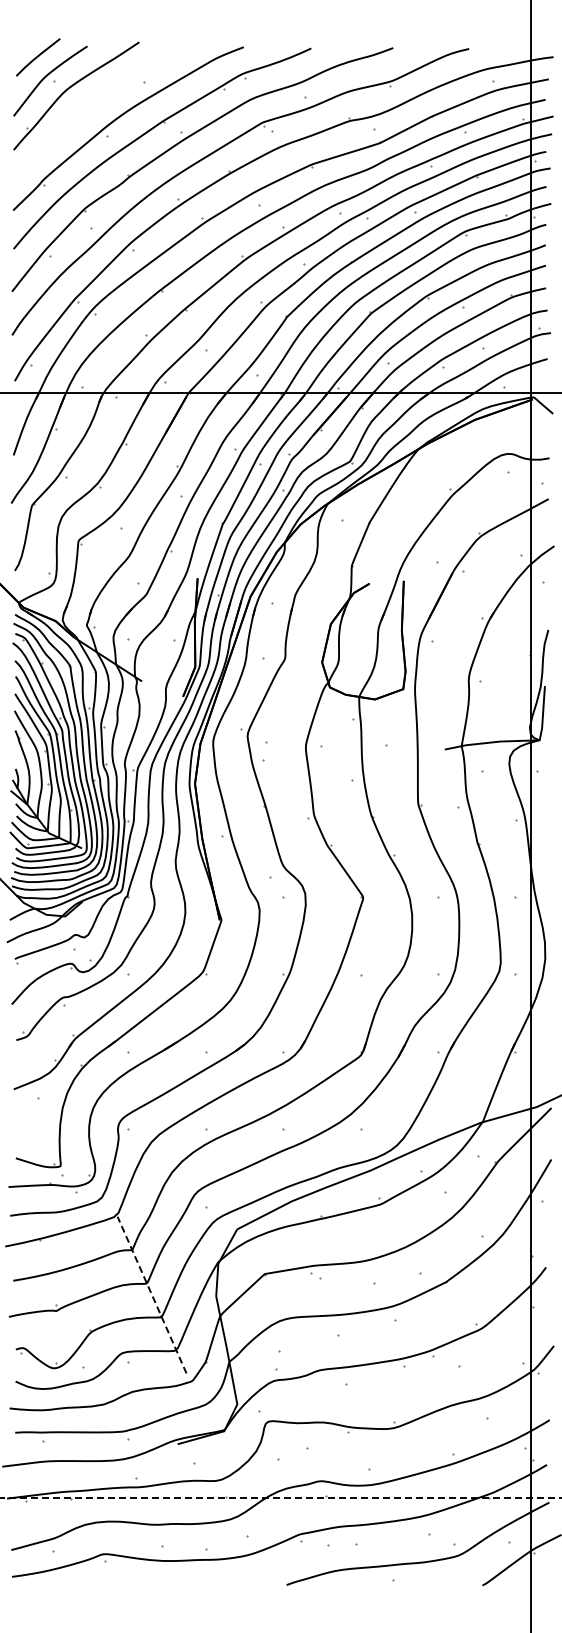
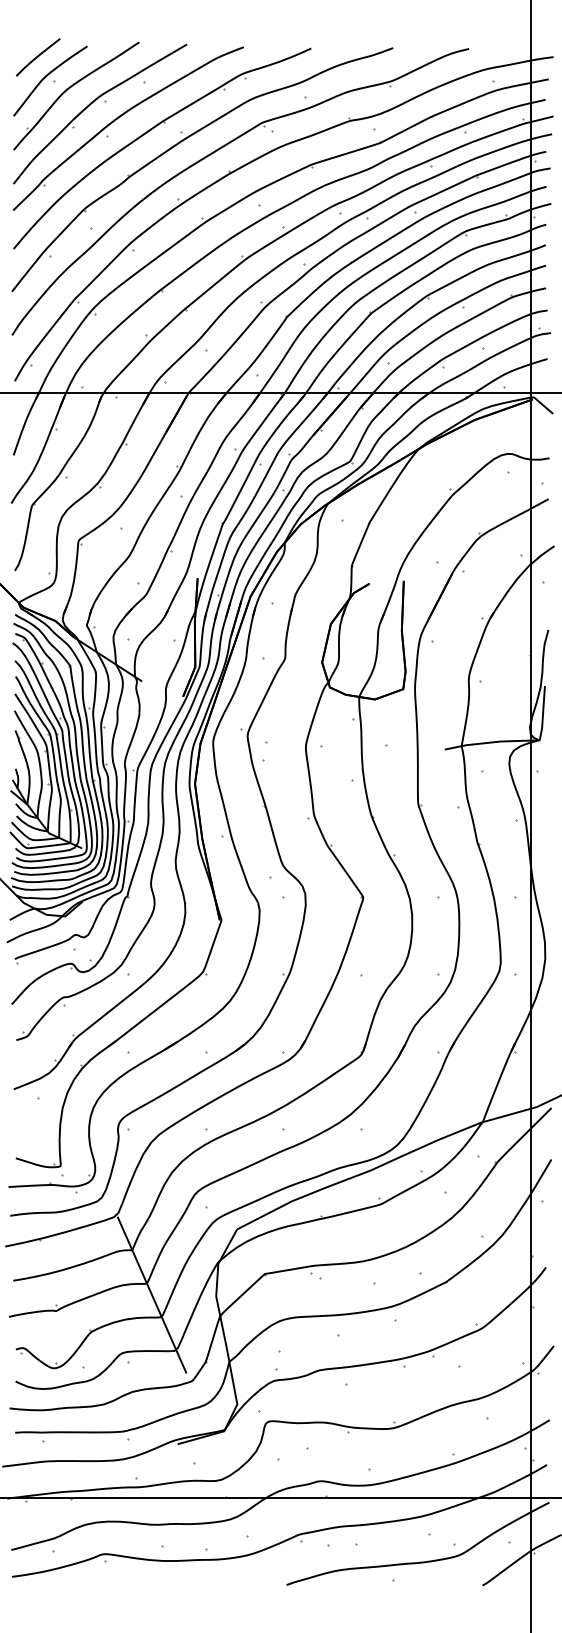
part: none -> present (105, 102)
line: dashed -> solid (152, 1295)
line: dashed -> solid (280, 1498)
